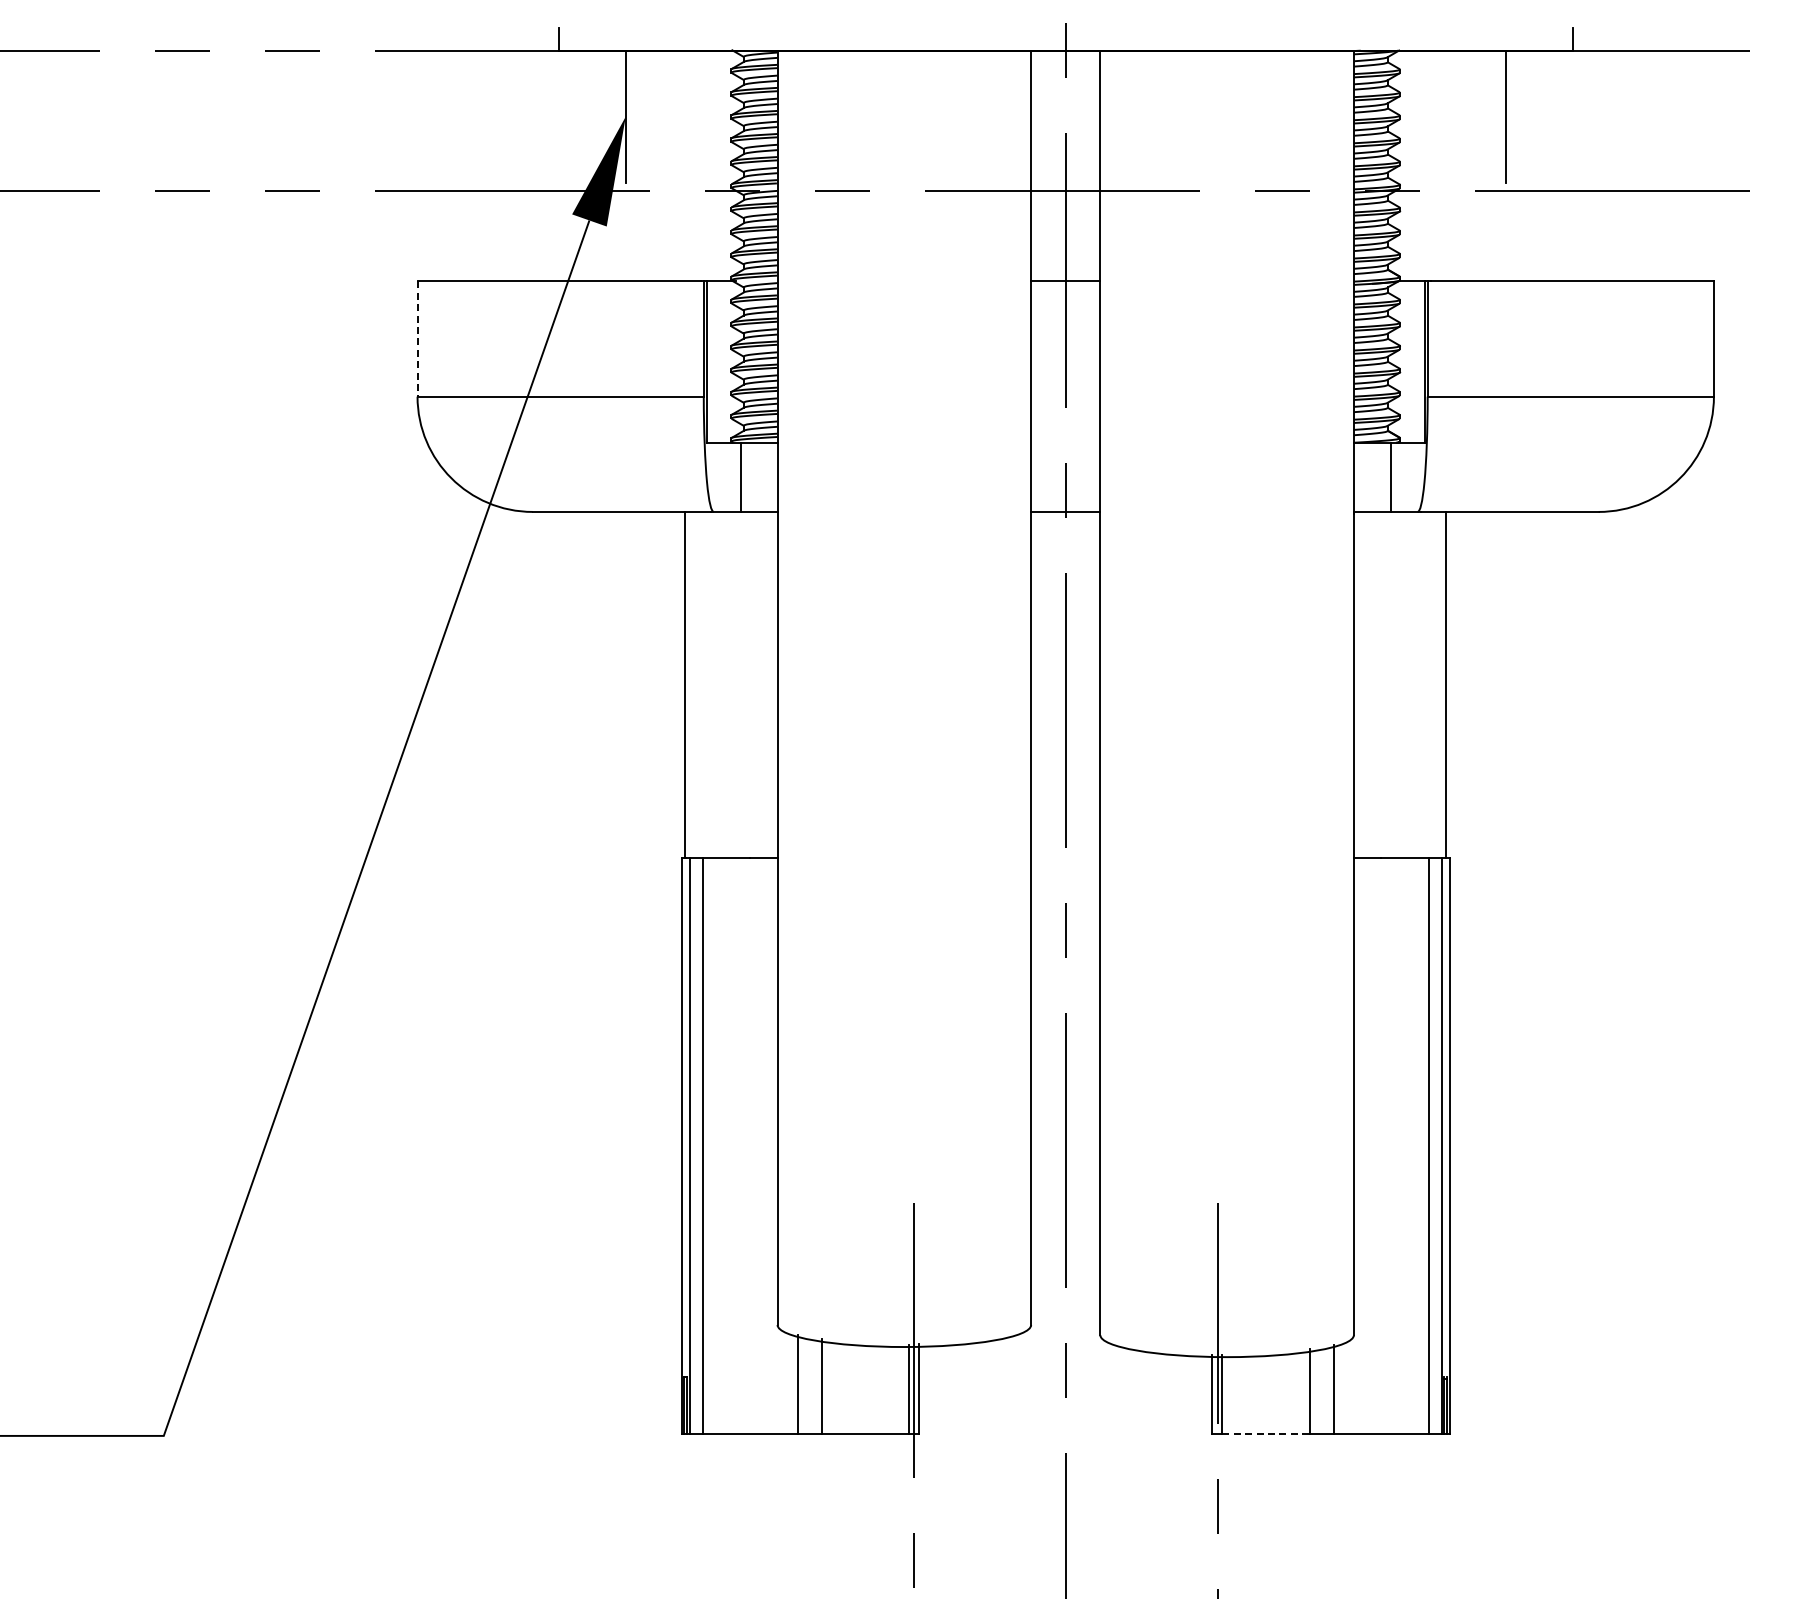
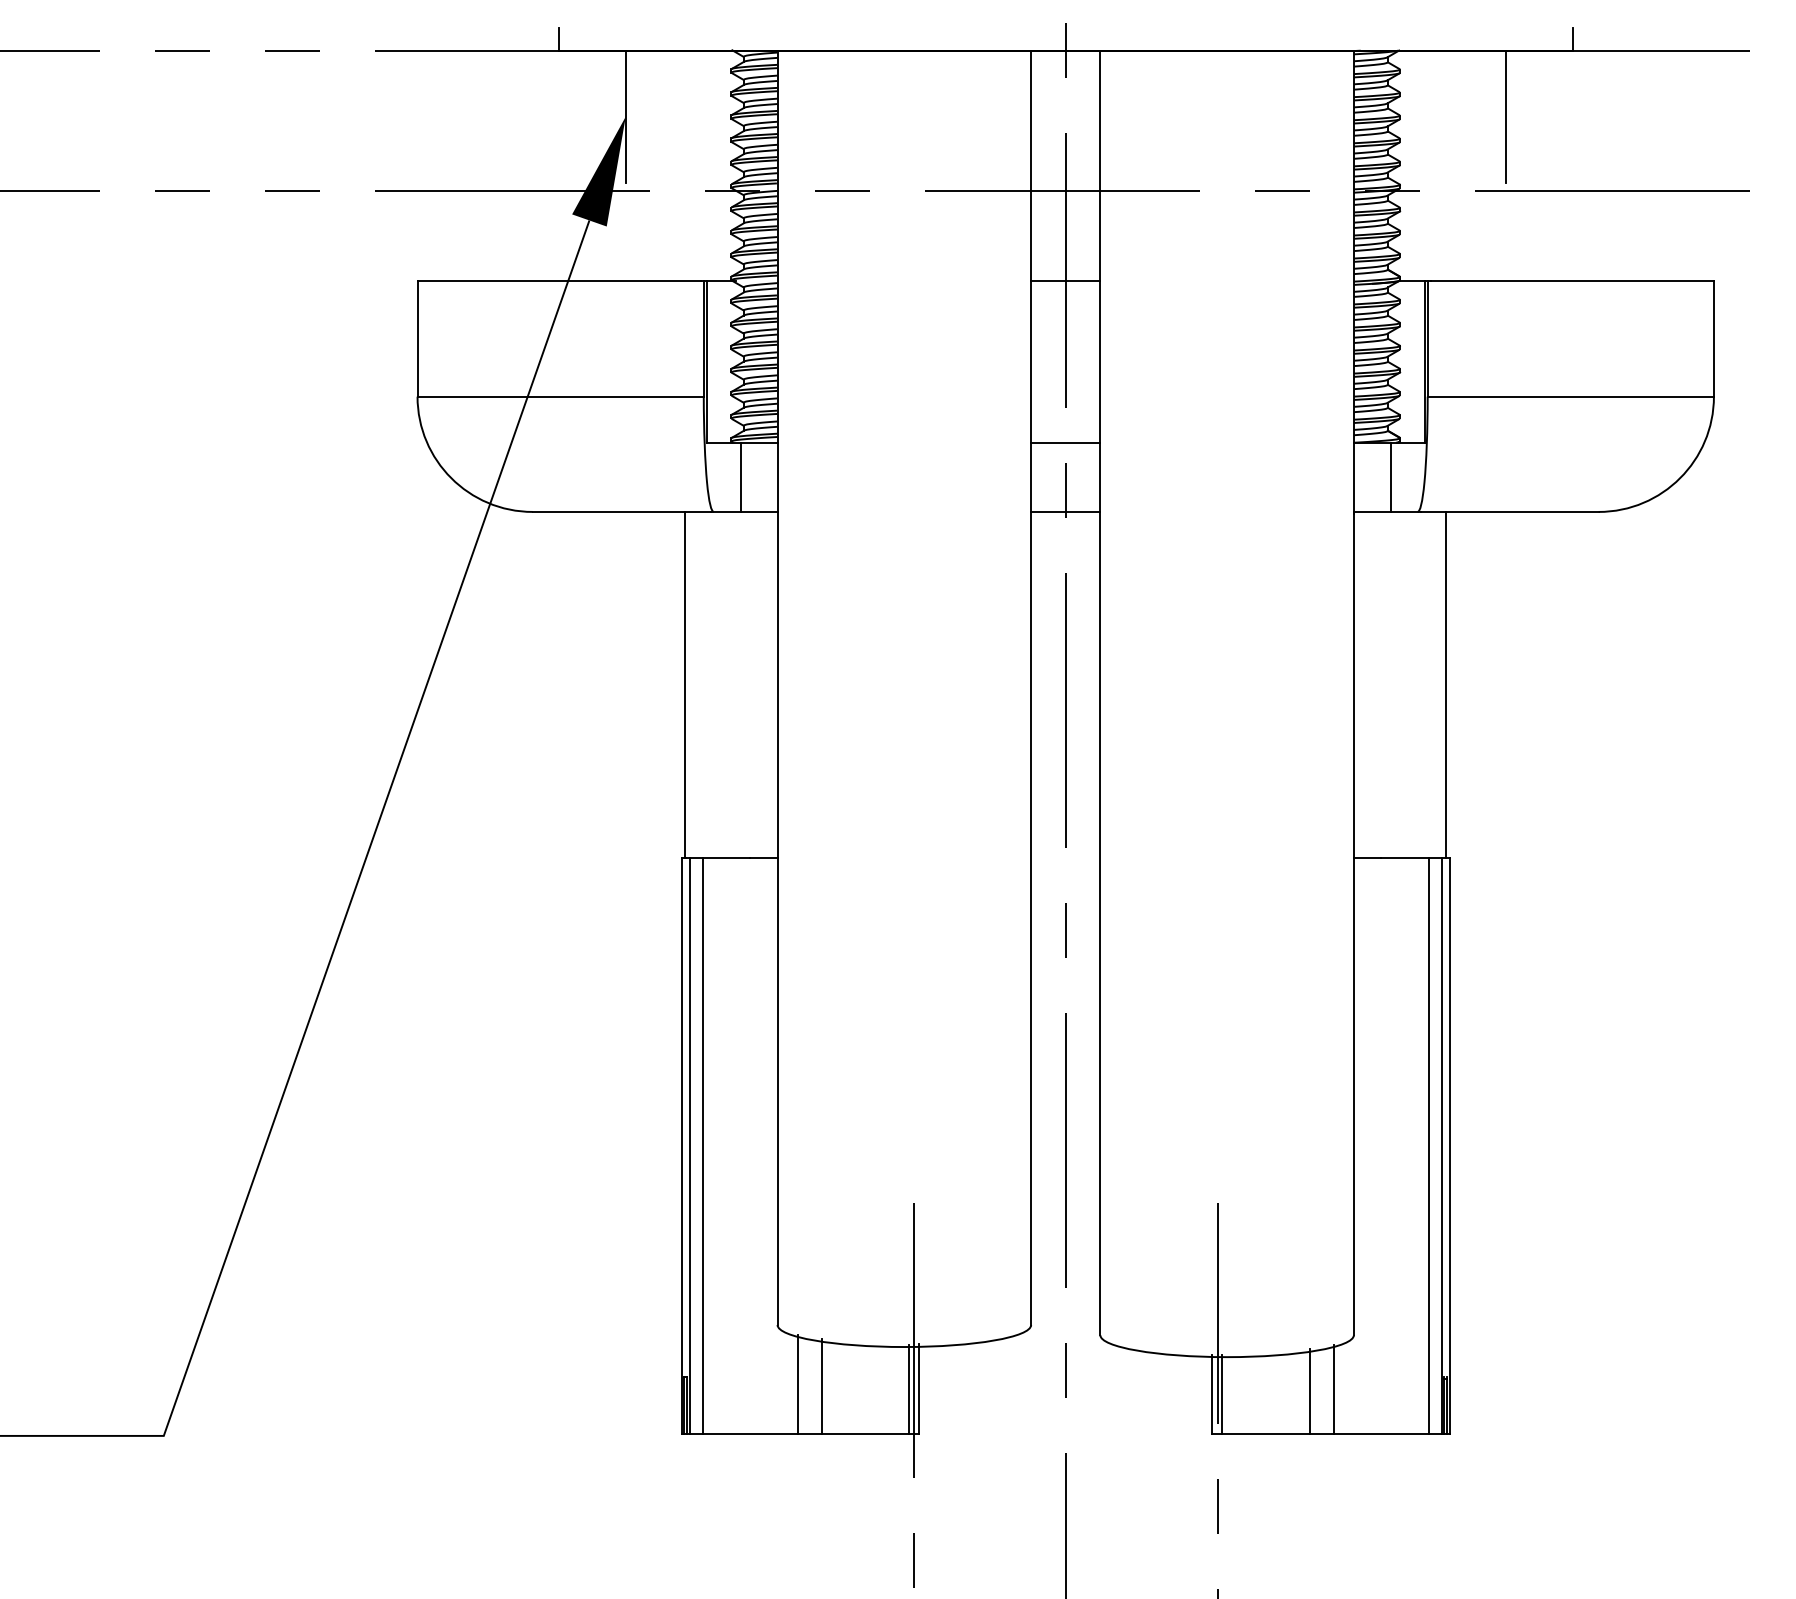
line: dashed -> solid (417, 339)
line: none -> present (1065, 442)
line: dashed -> solid (1266, 1434)
